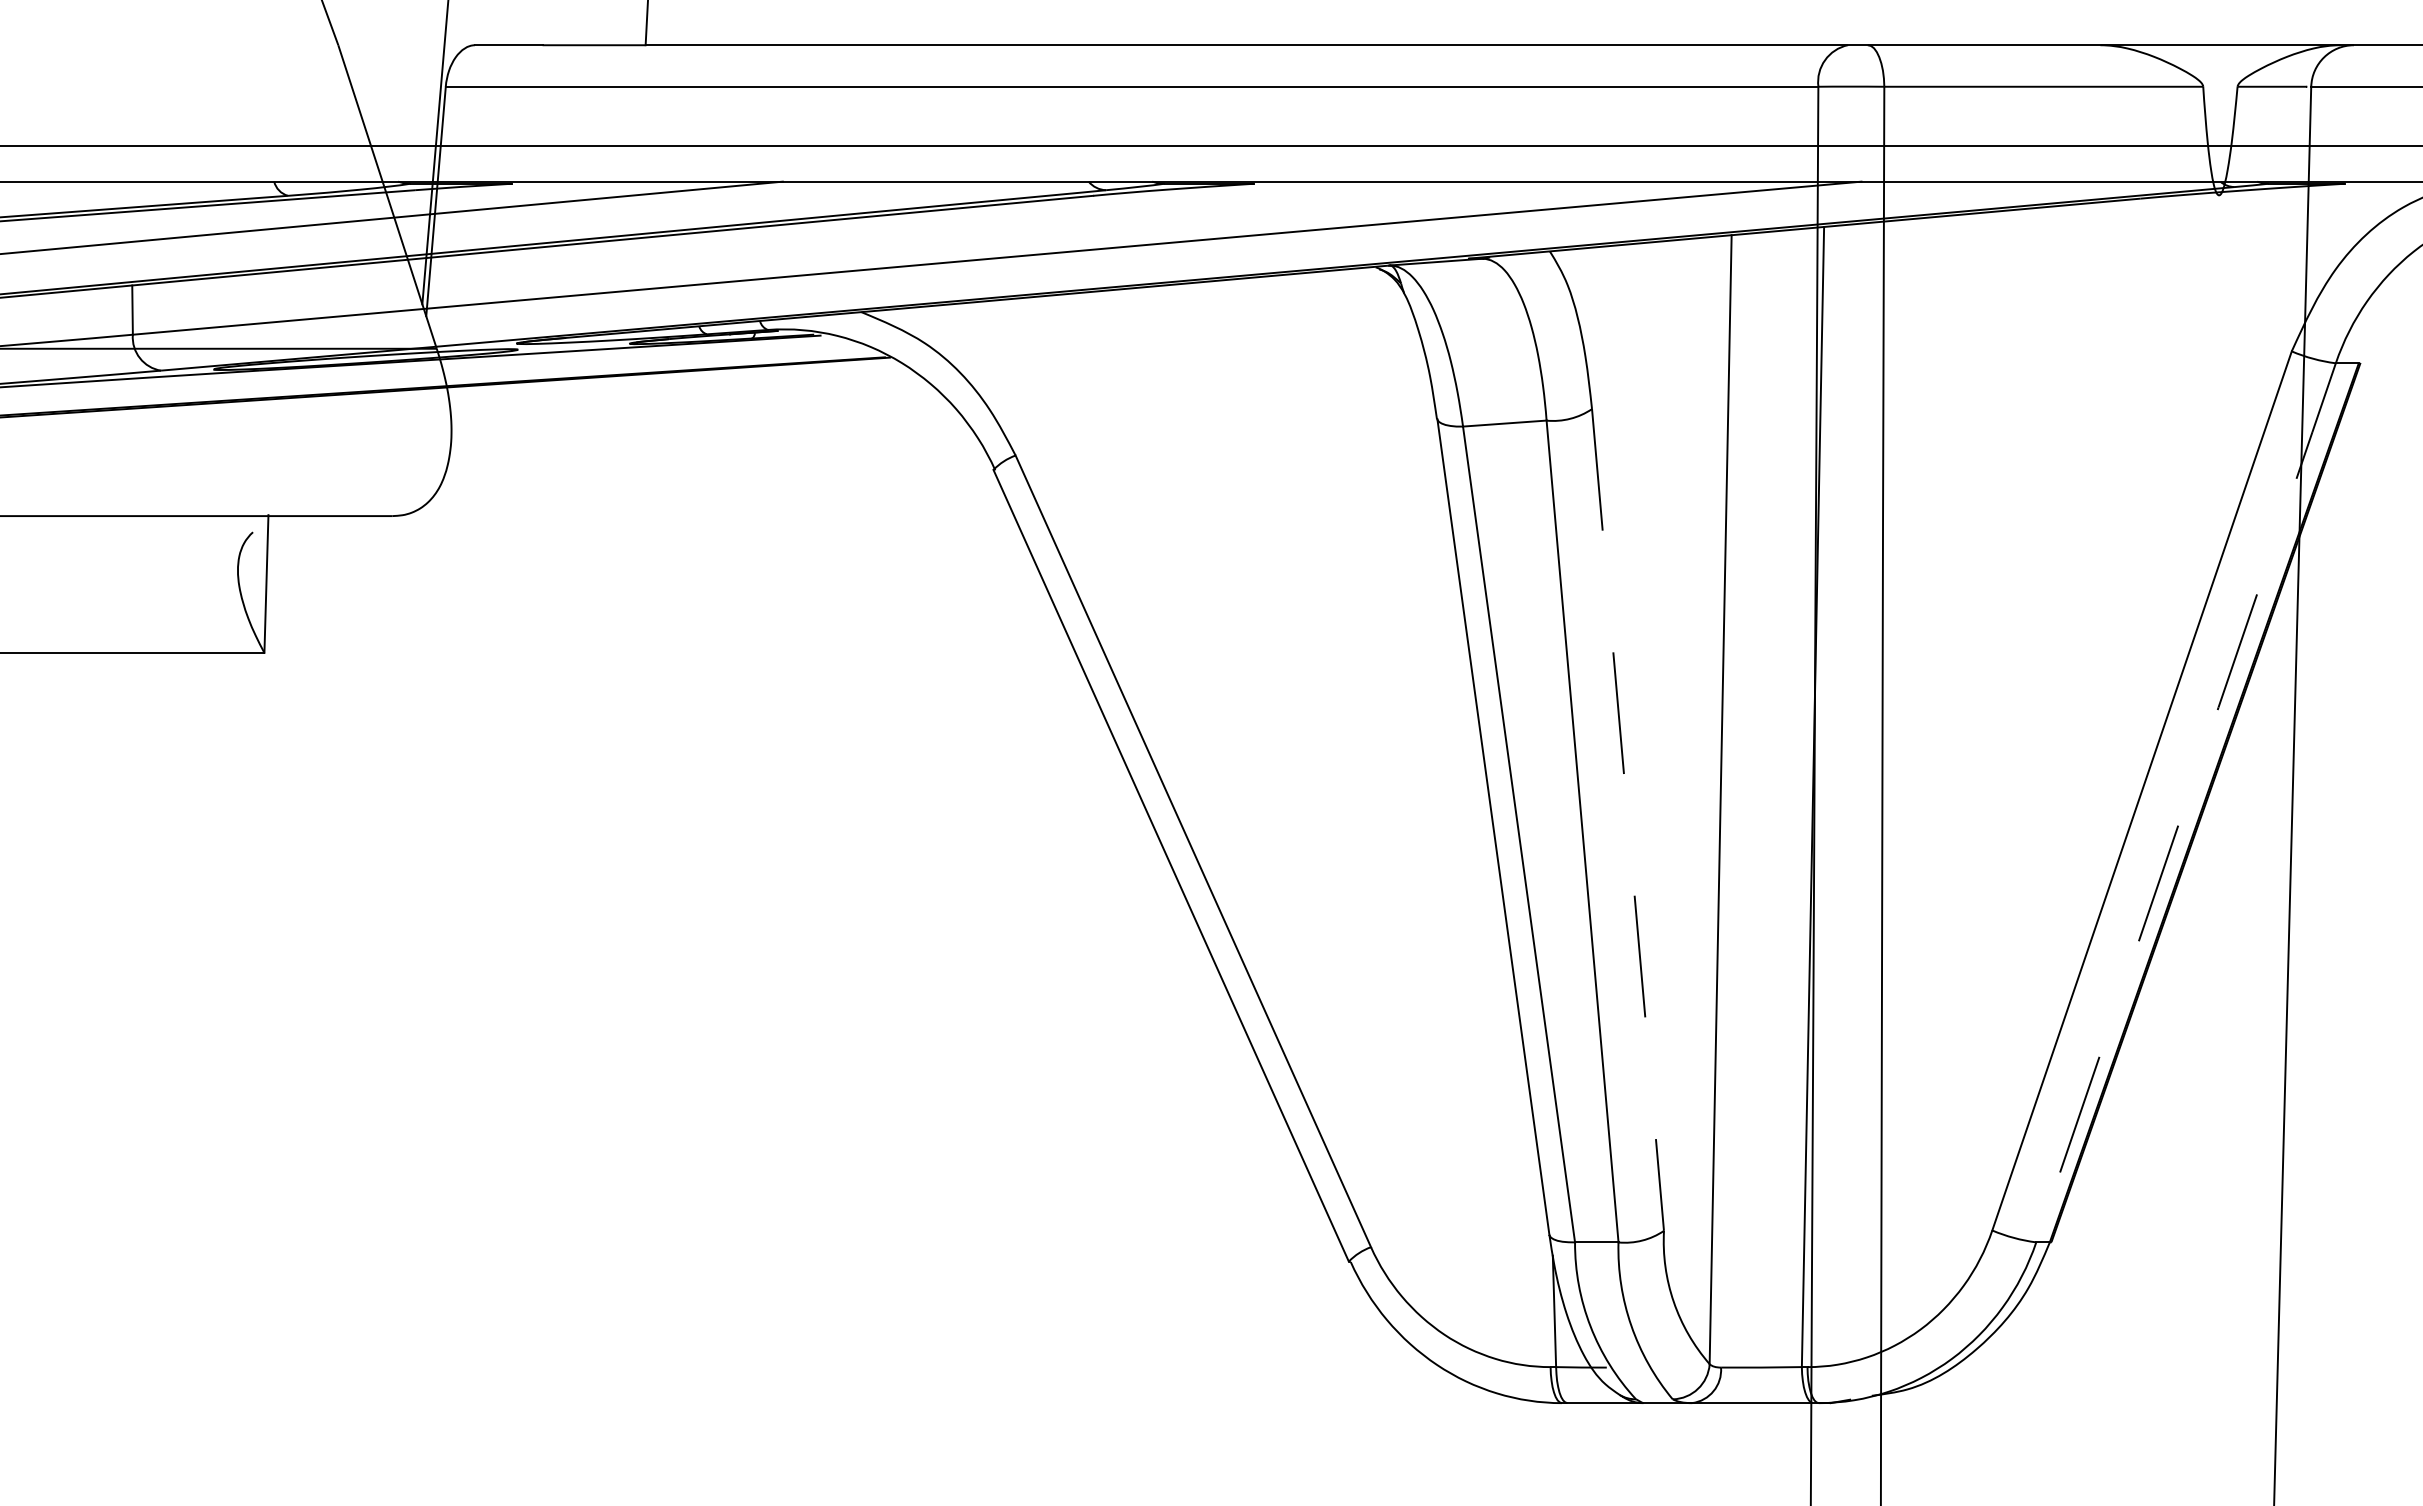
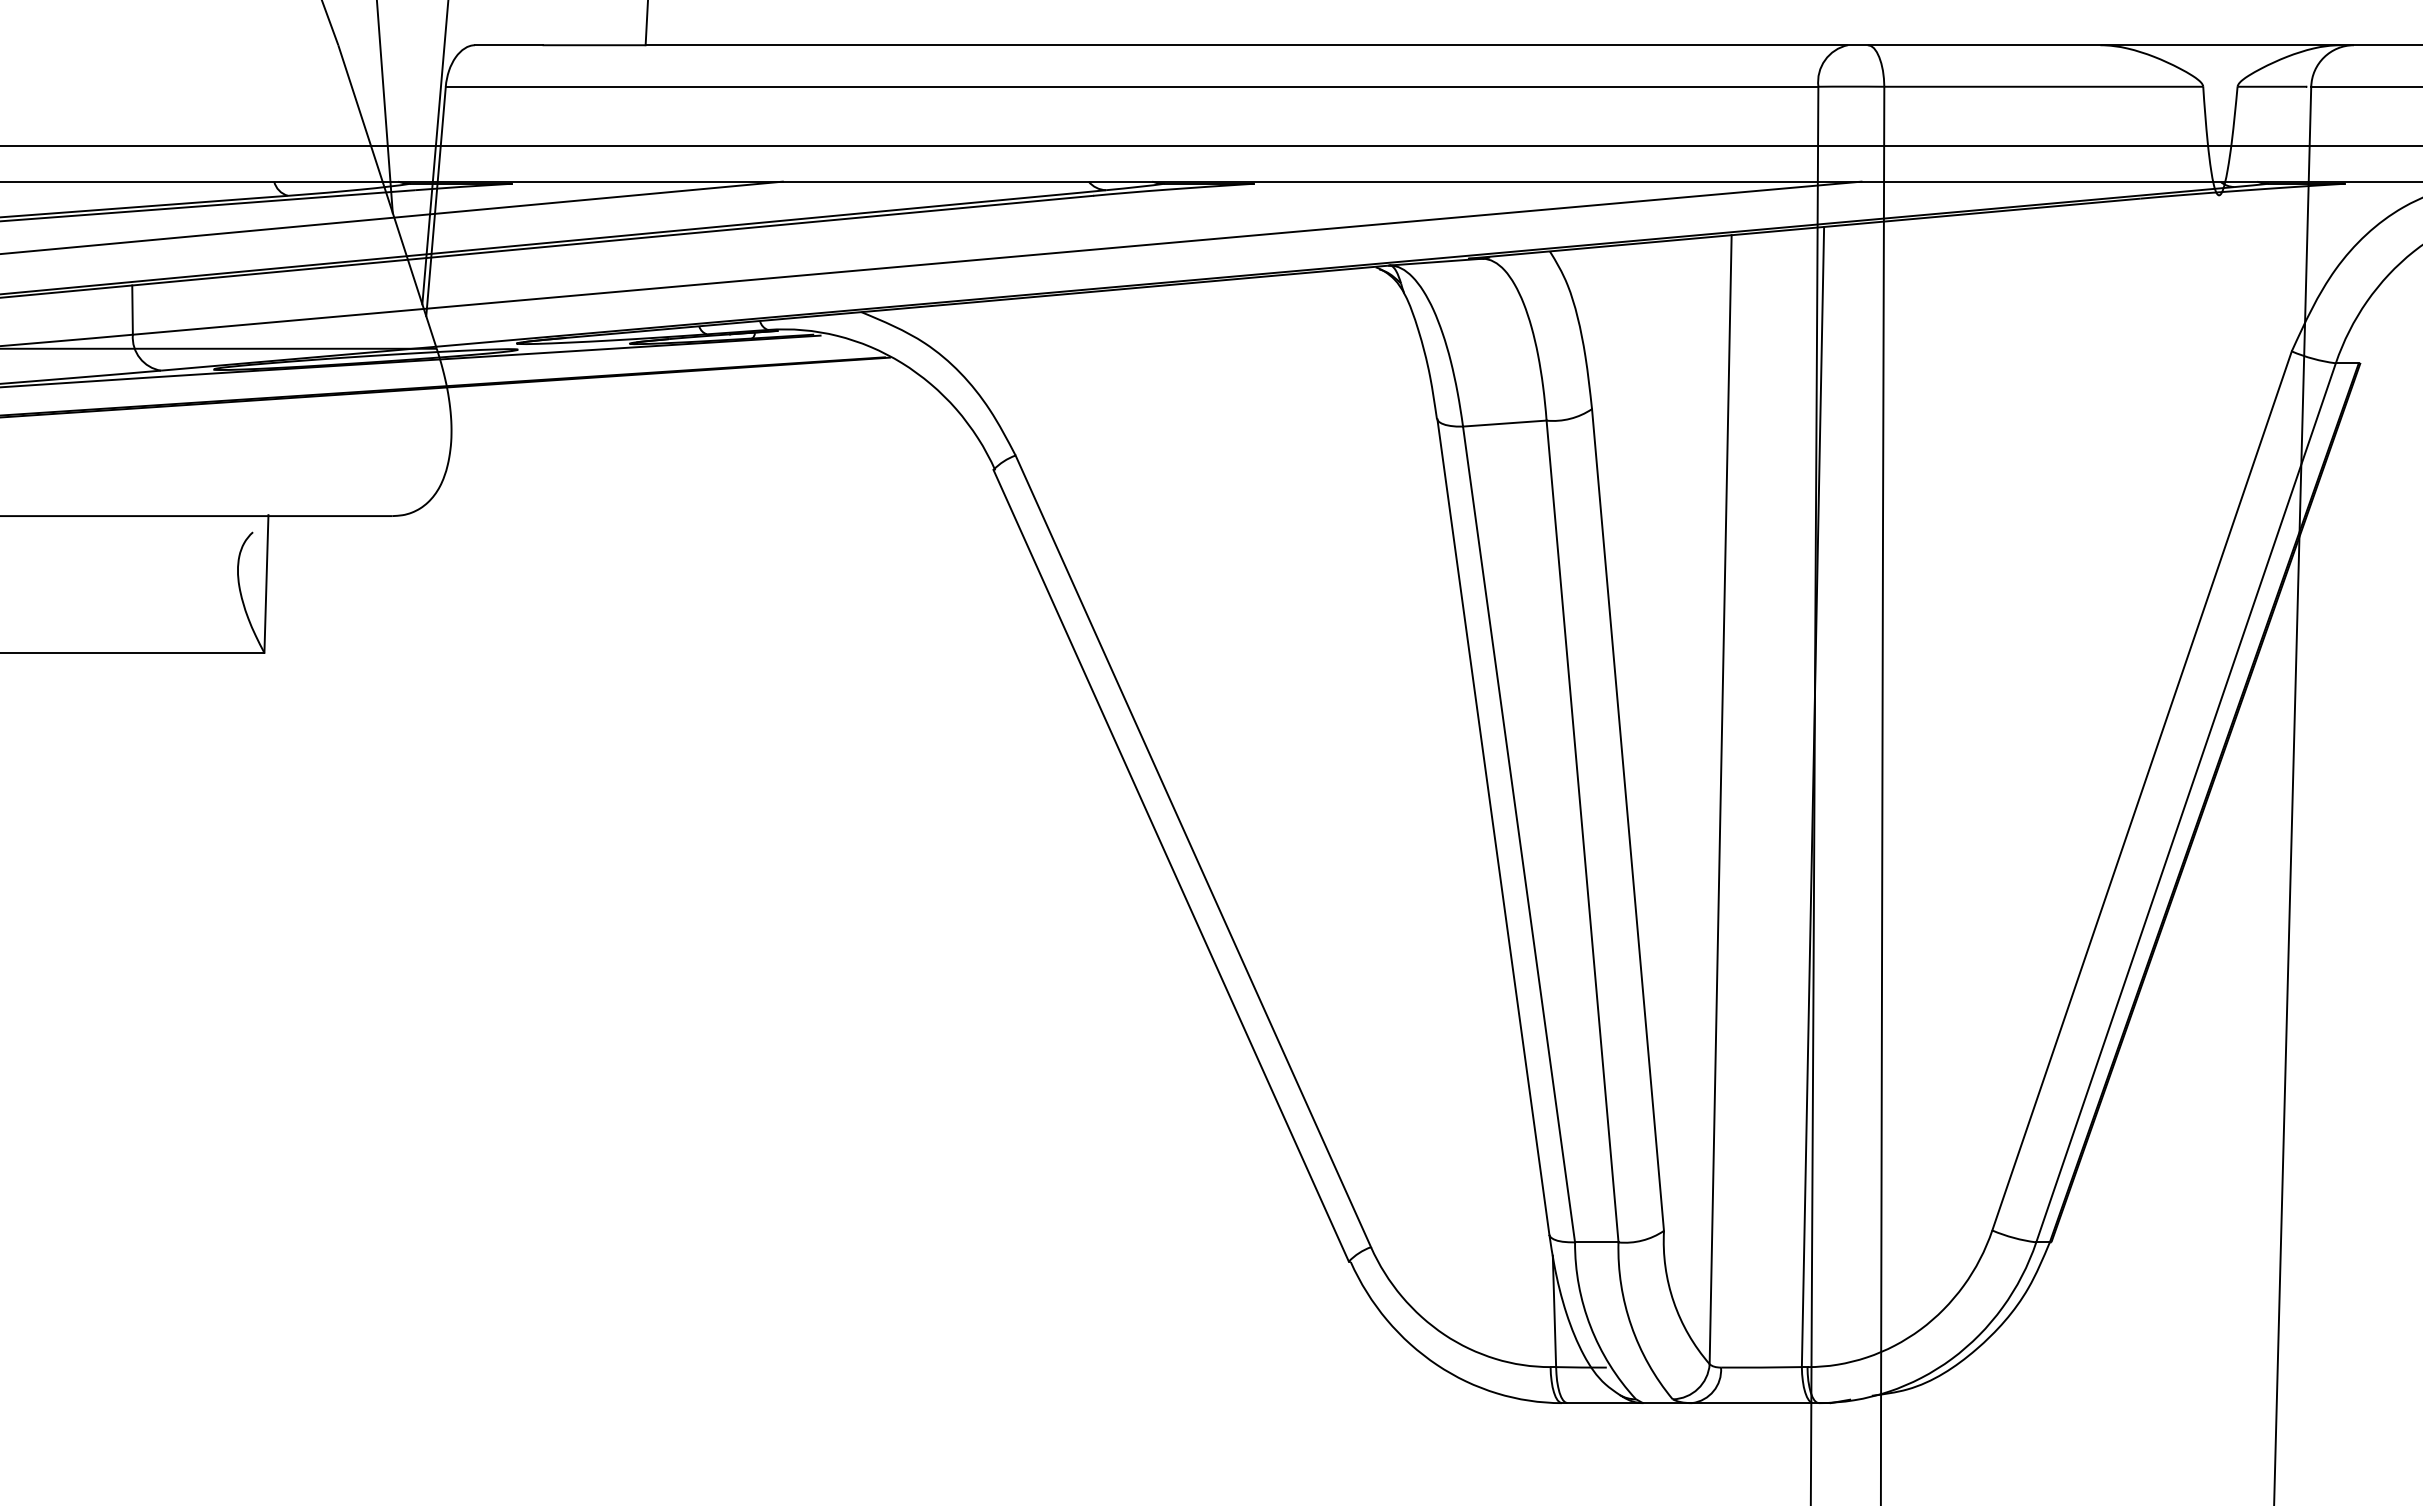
line: none -> present (384, 107)
line: dashed -> solid (2186, 802)
line: dashed -> solid (1628, 820)
